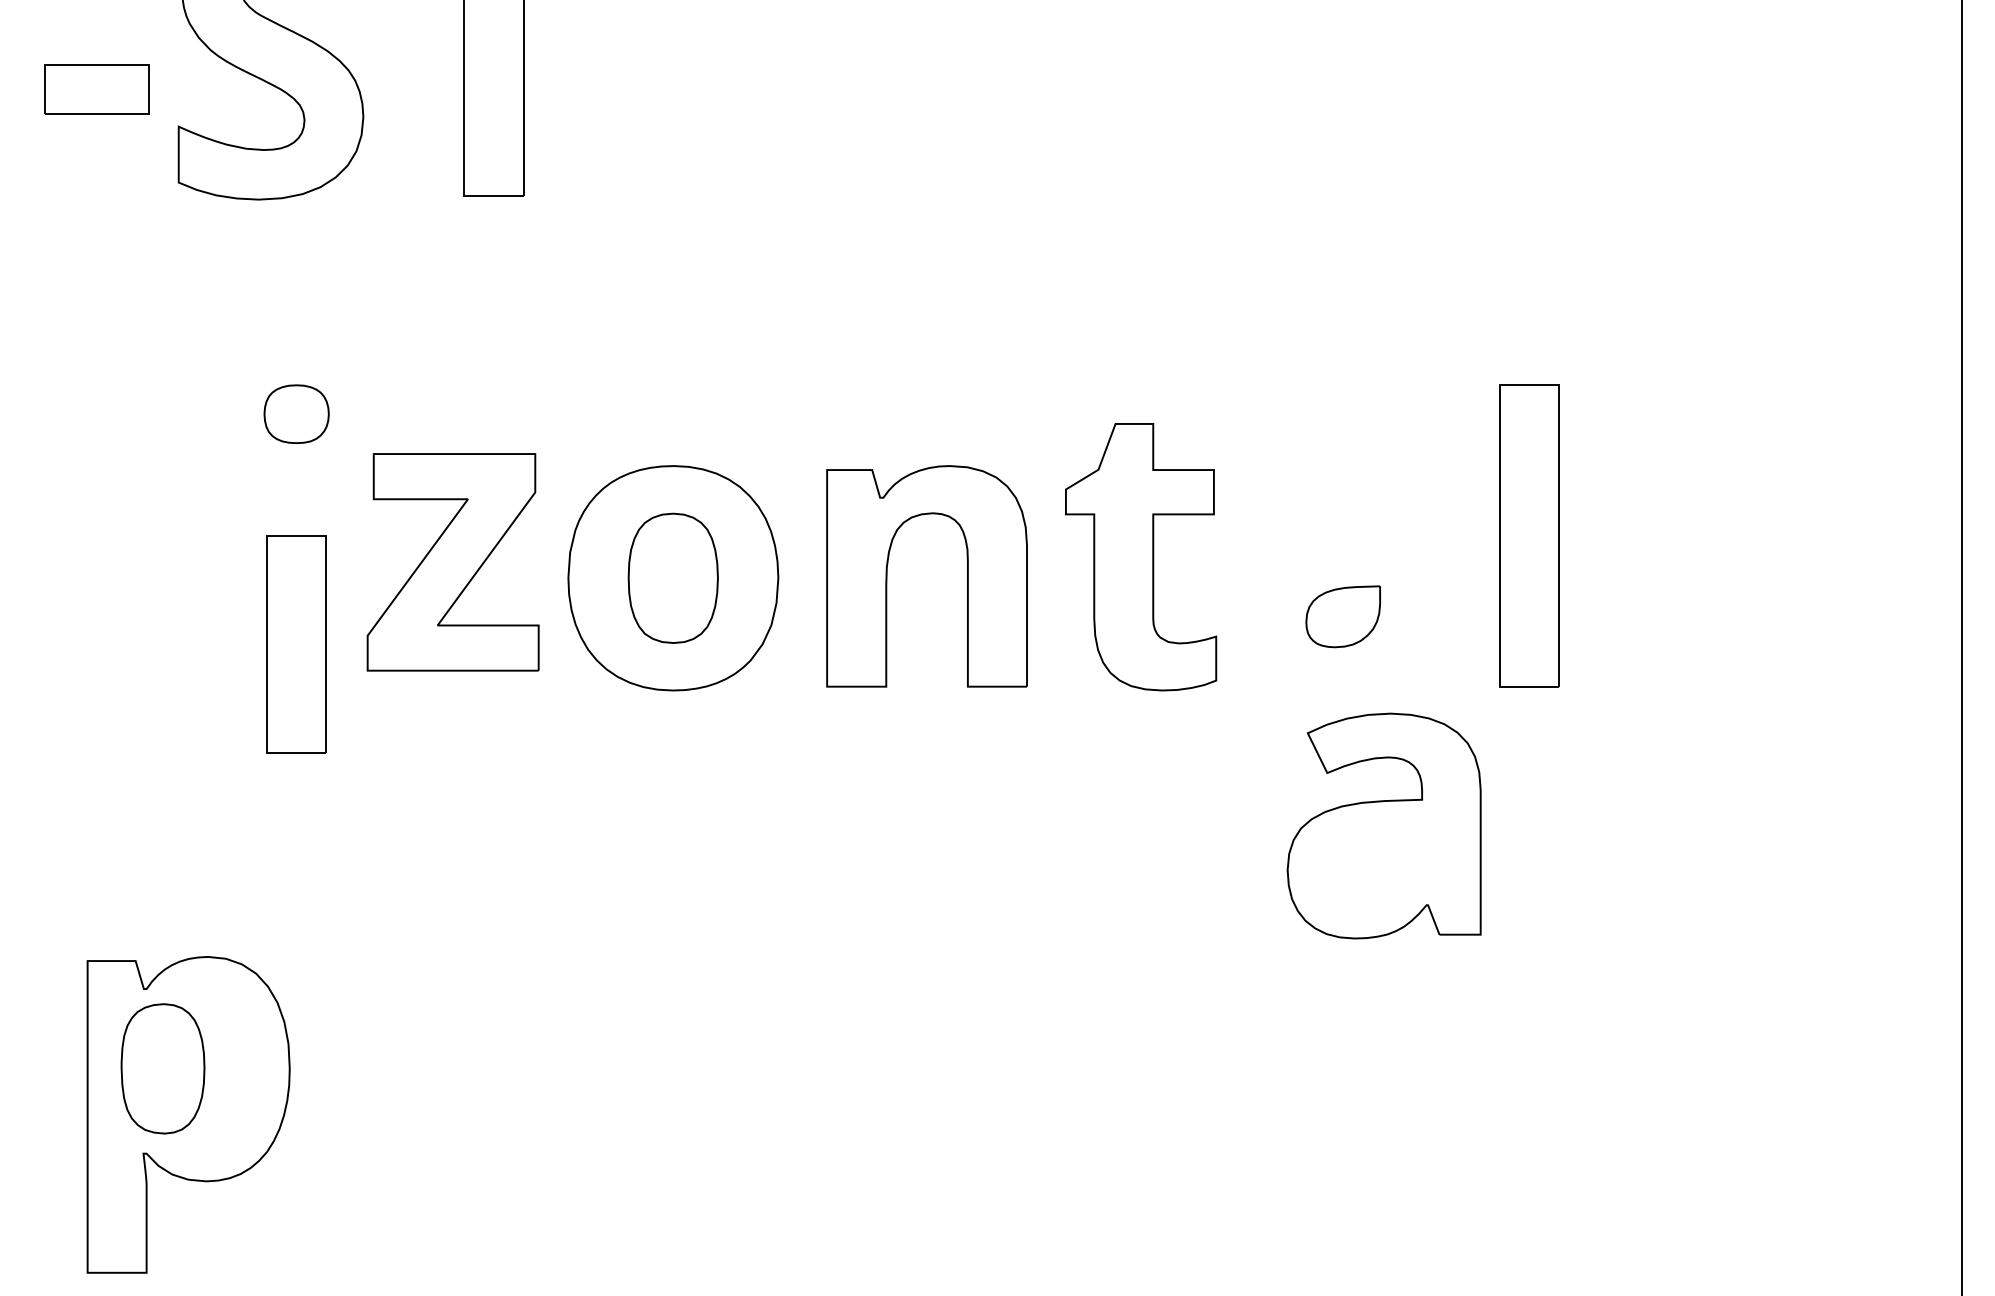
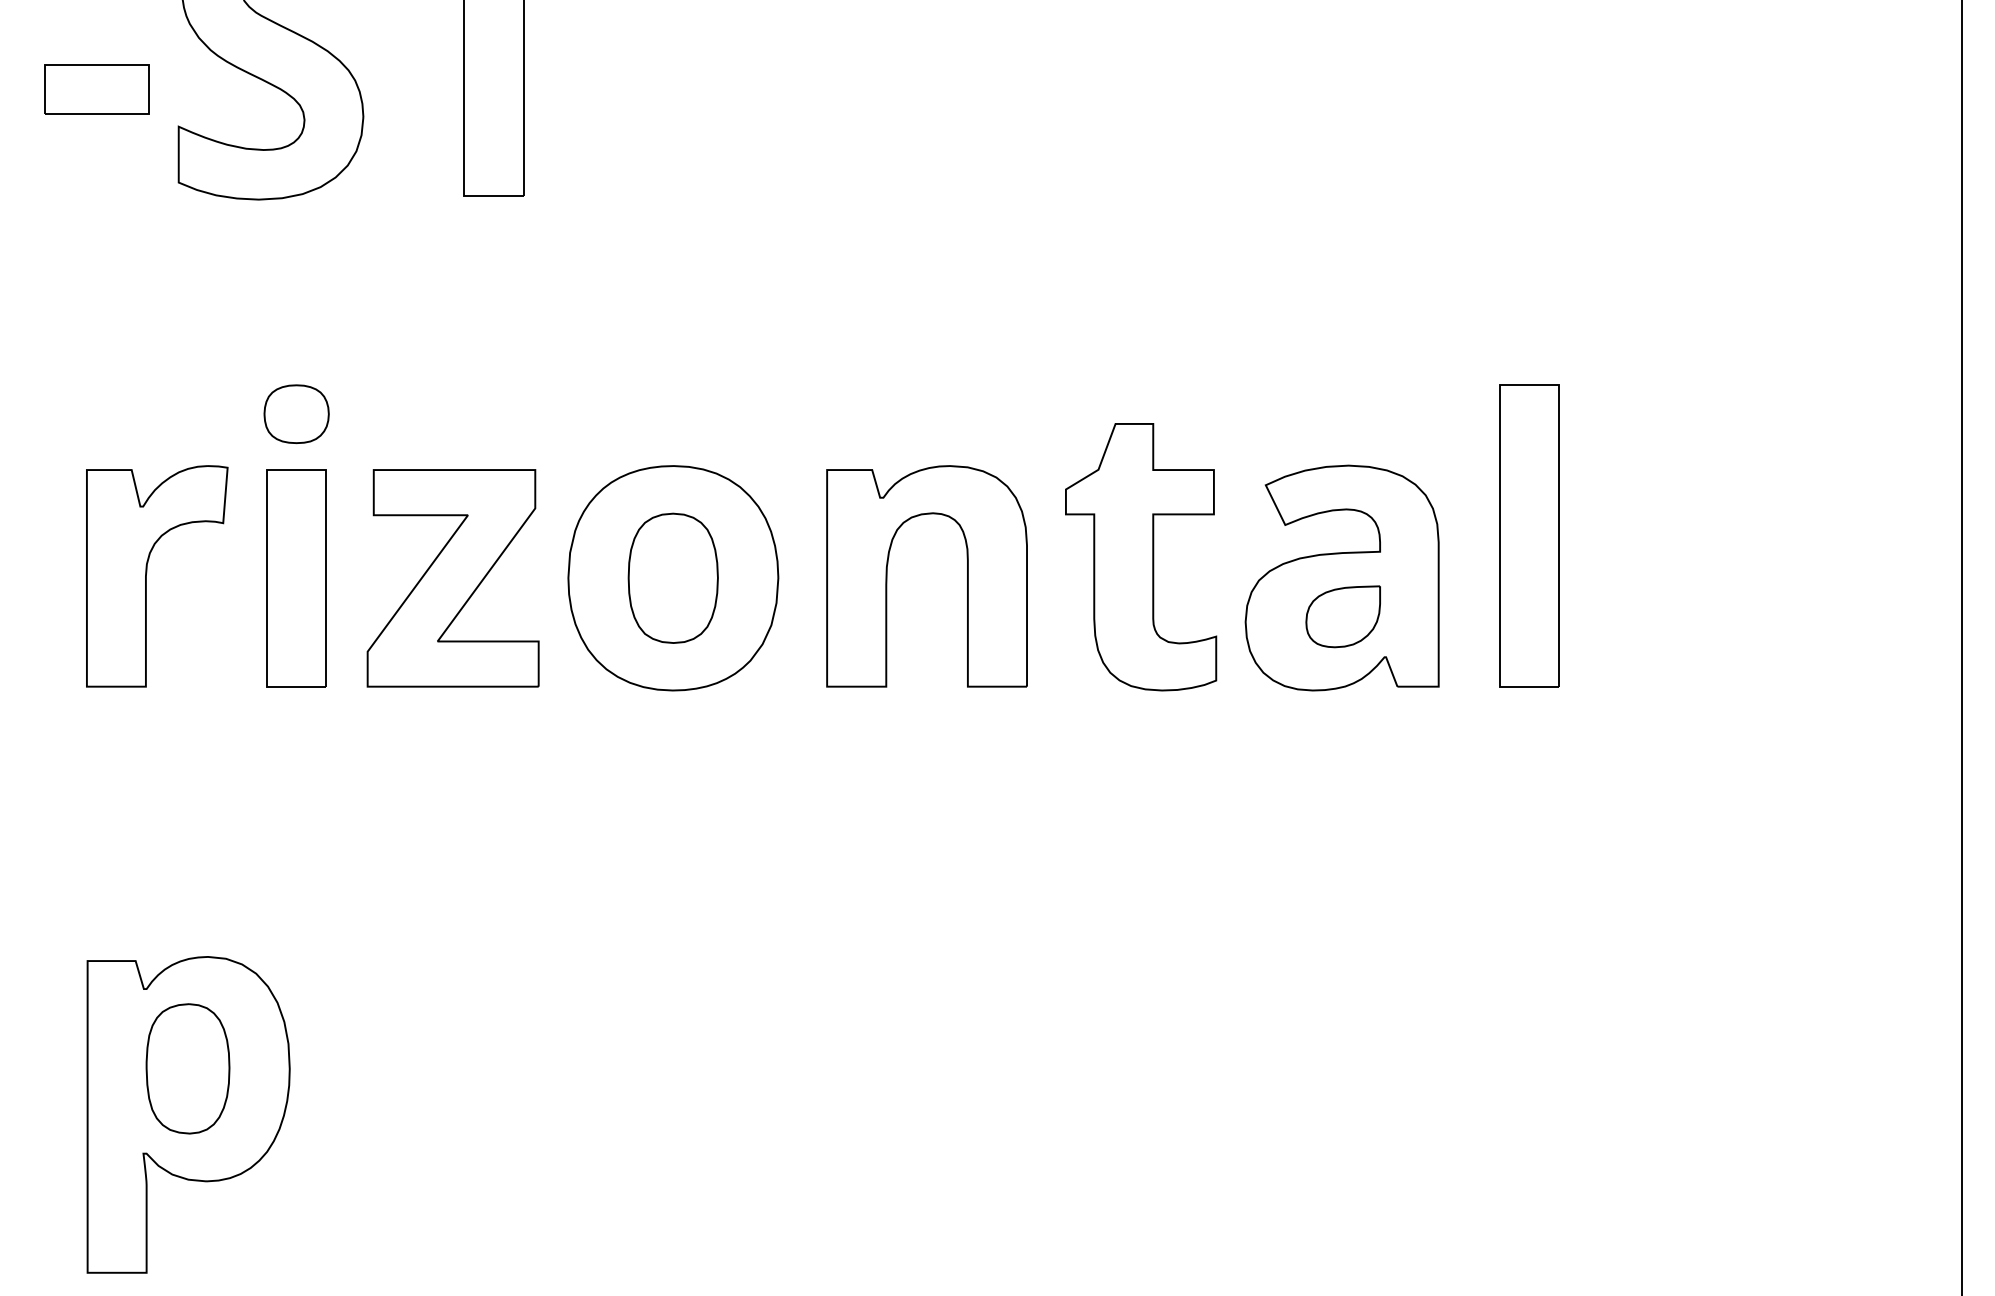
part position: (452, 562) -> (452, 578) (452, 578)
part: none -> present (147, 572)
part position: (296, 644) -> (296, 578) (296, 578)
part position: (1383, 825) -> (1341, 577) (1341, 577)
part position: (162, 1068) -> (187, 1068) (187, 1068)
